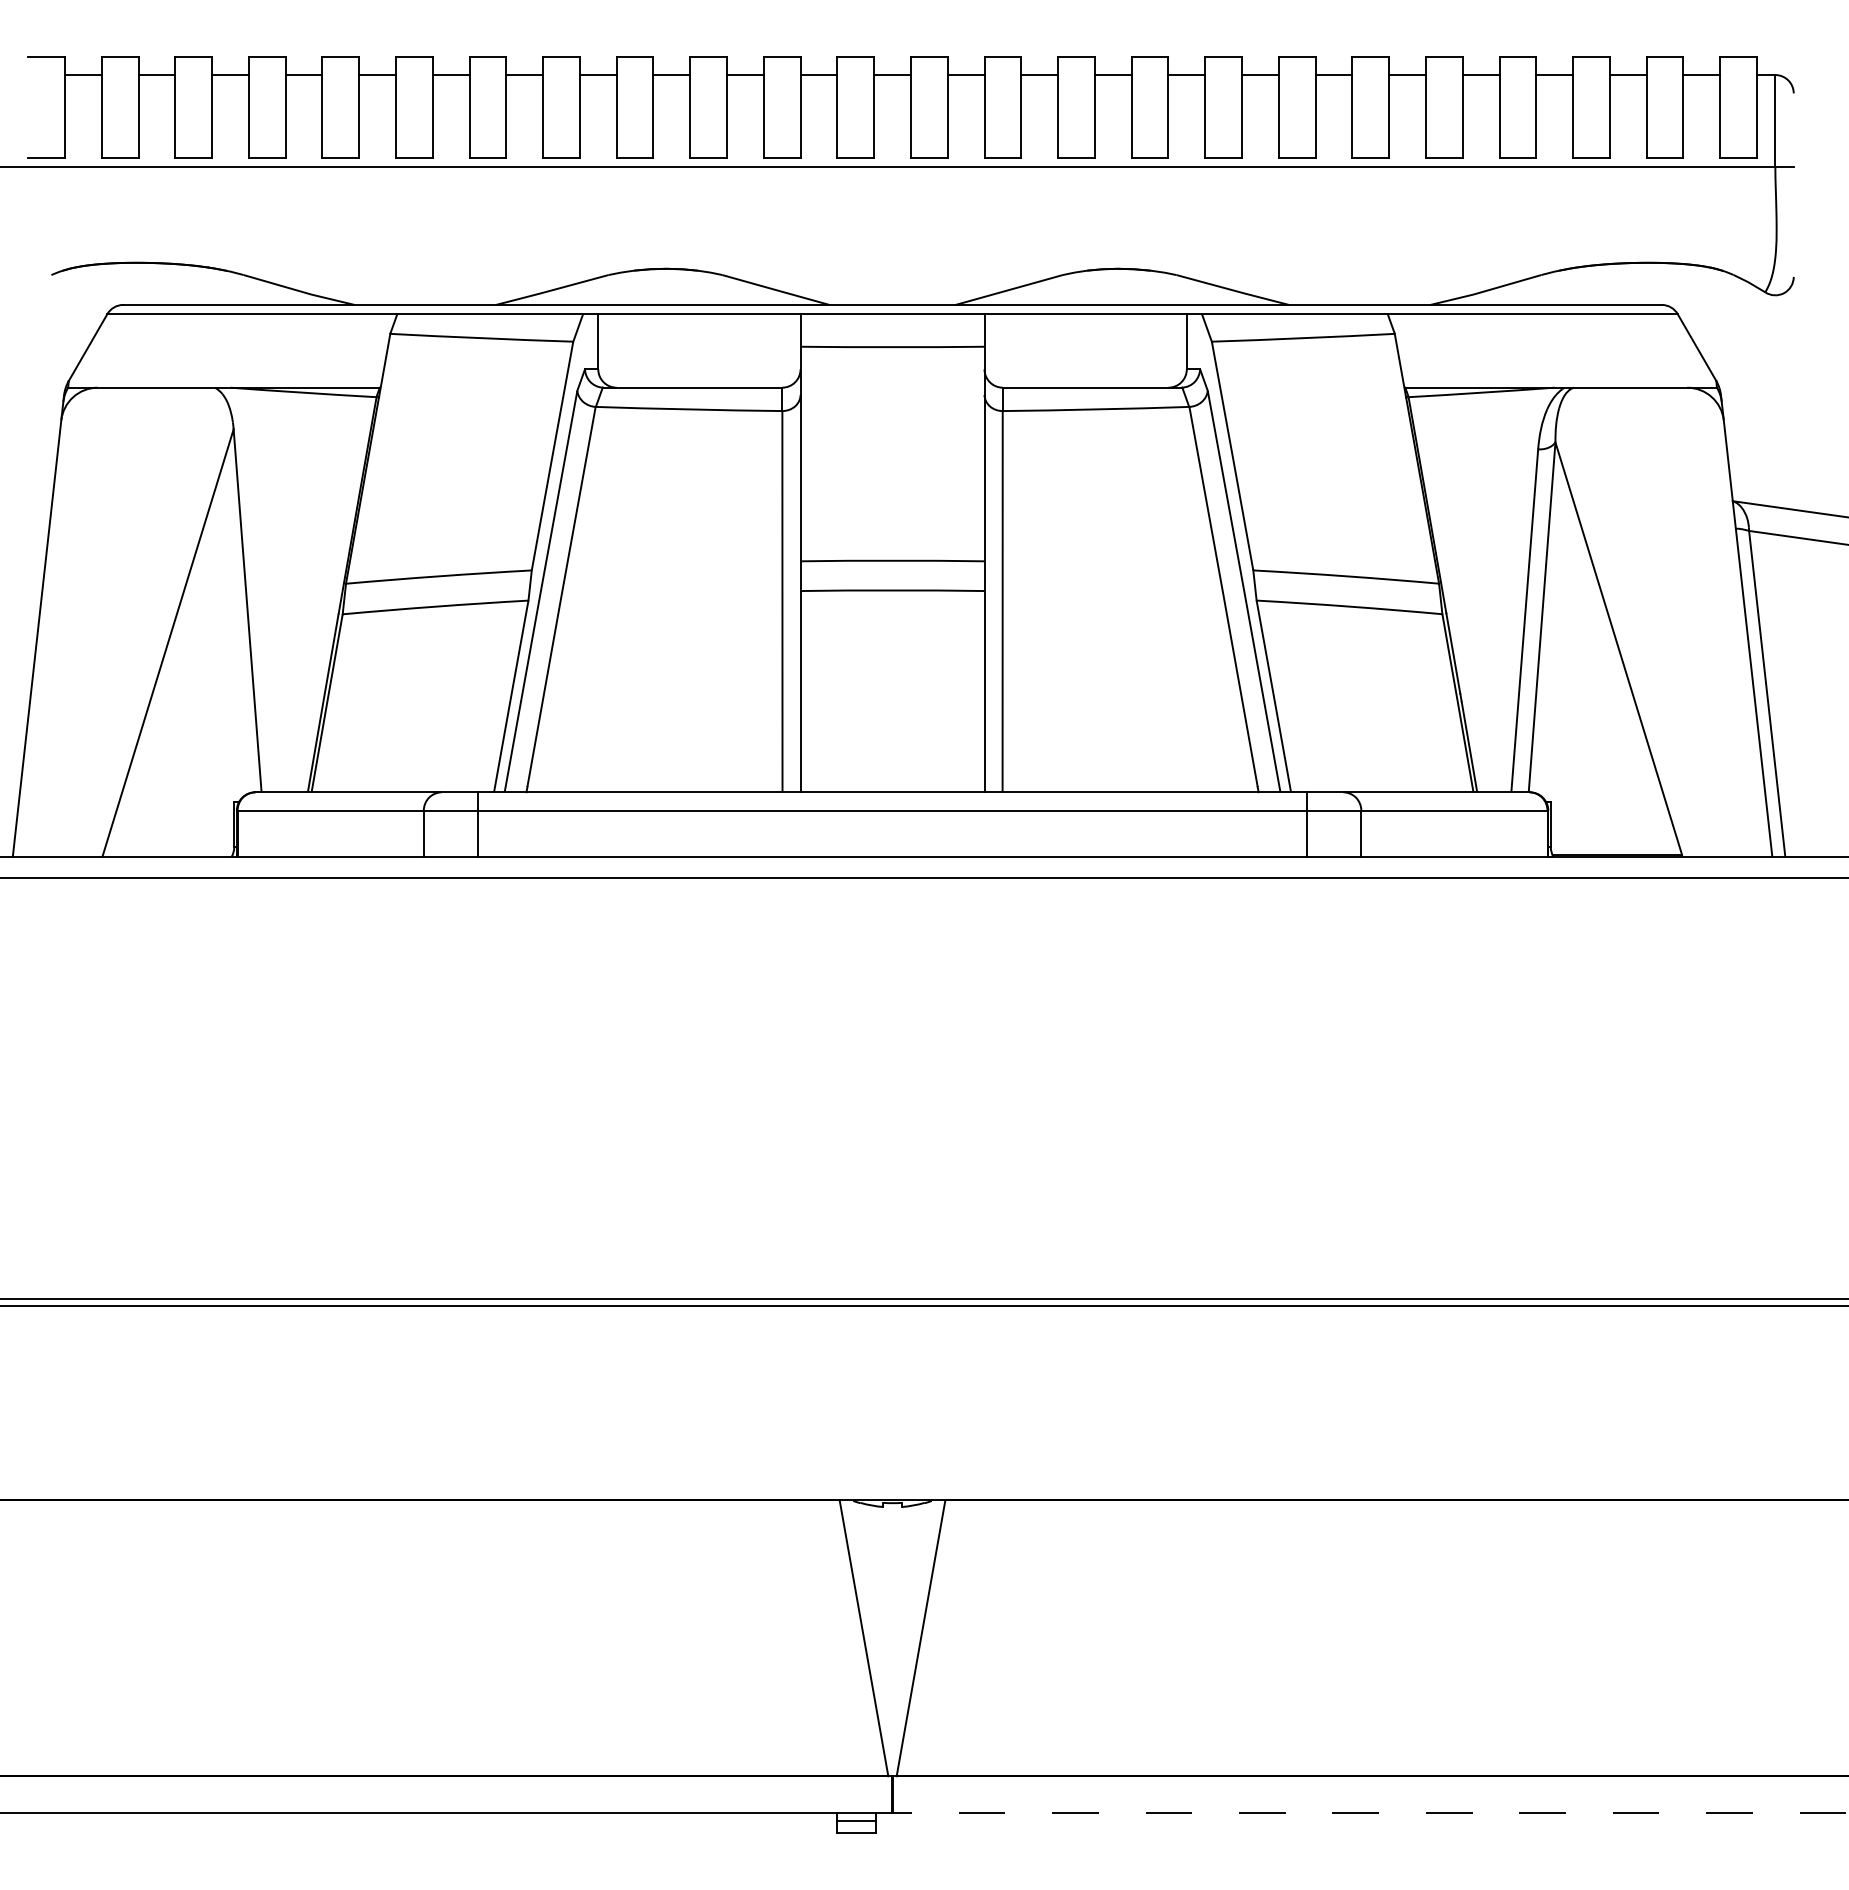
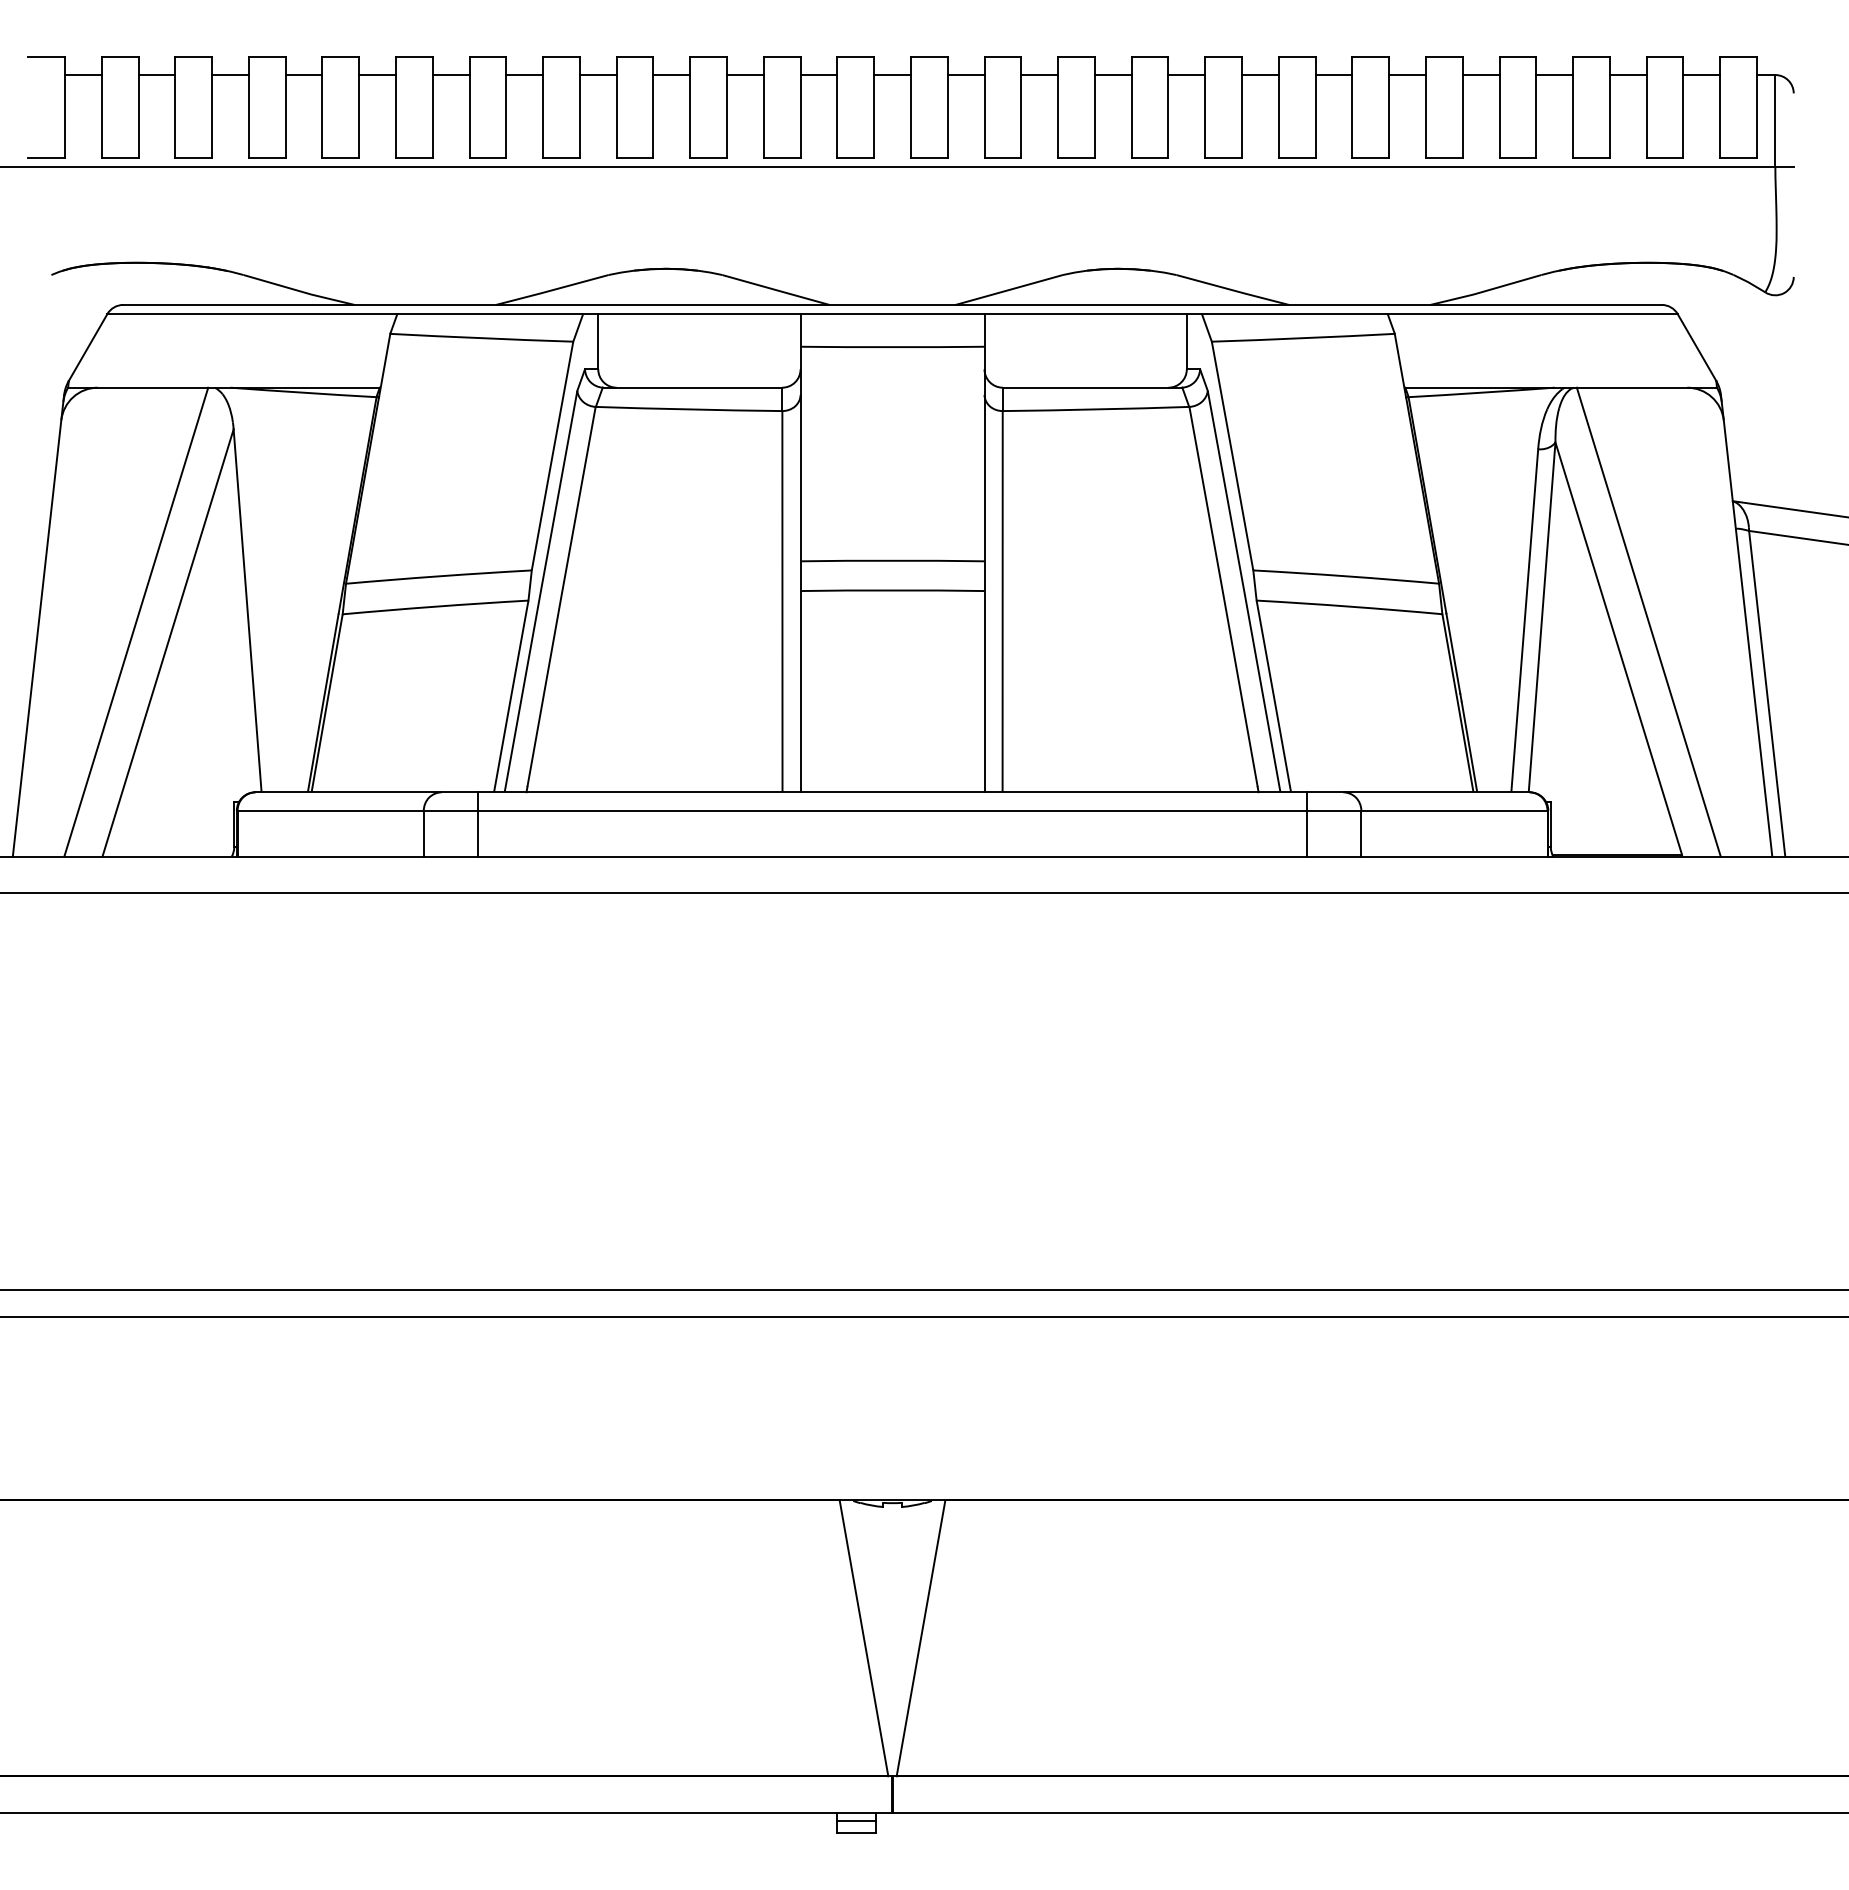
line: none -> present (136, 621)
line: none -> present (1648, 621)
line position: (923, 877) -> (923, 892) (923, 892)
line position: (923, 1299) -> (923, 1317) (923, 1317)
line position: (923, 1305) -> (923, 1289) (923, 1289)
line: dashed -> solid (1370, 1813)
